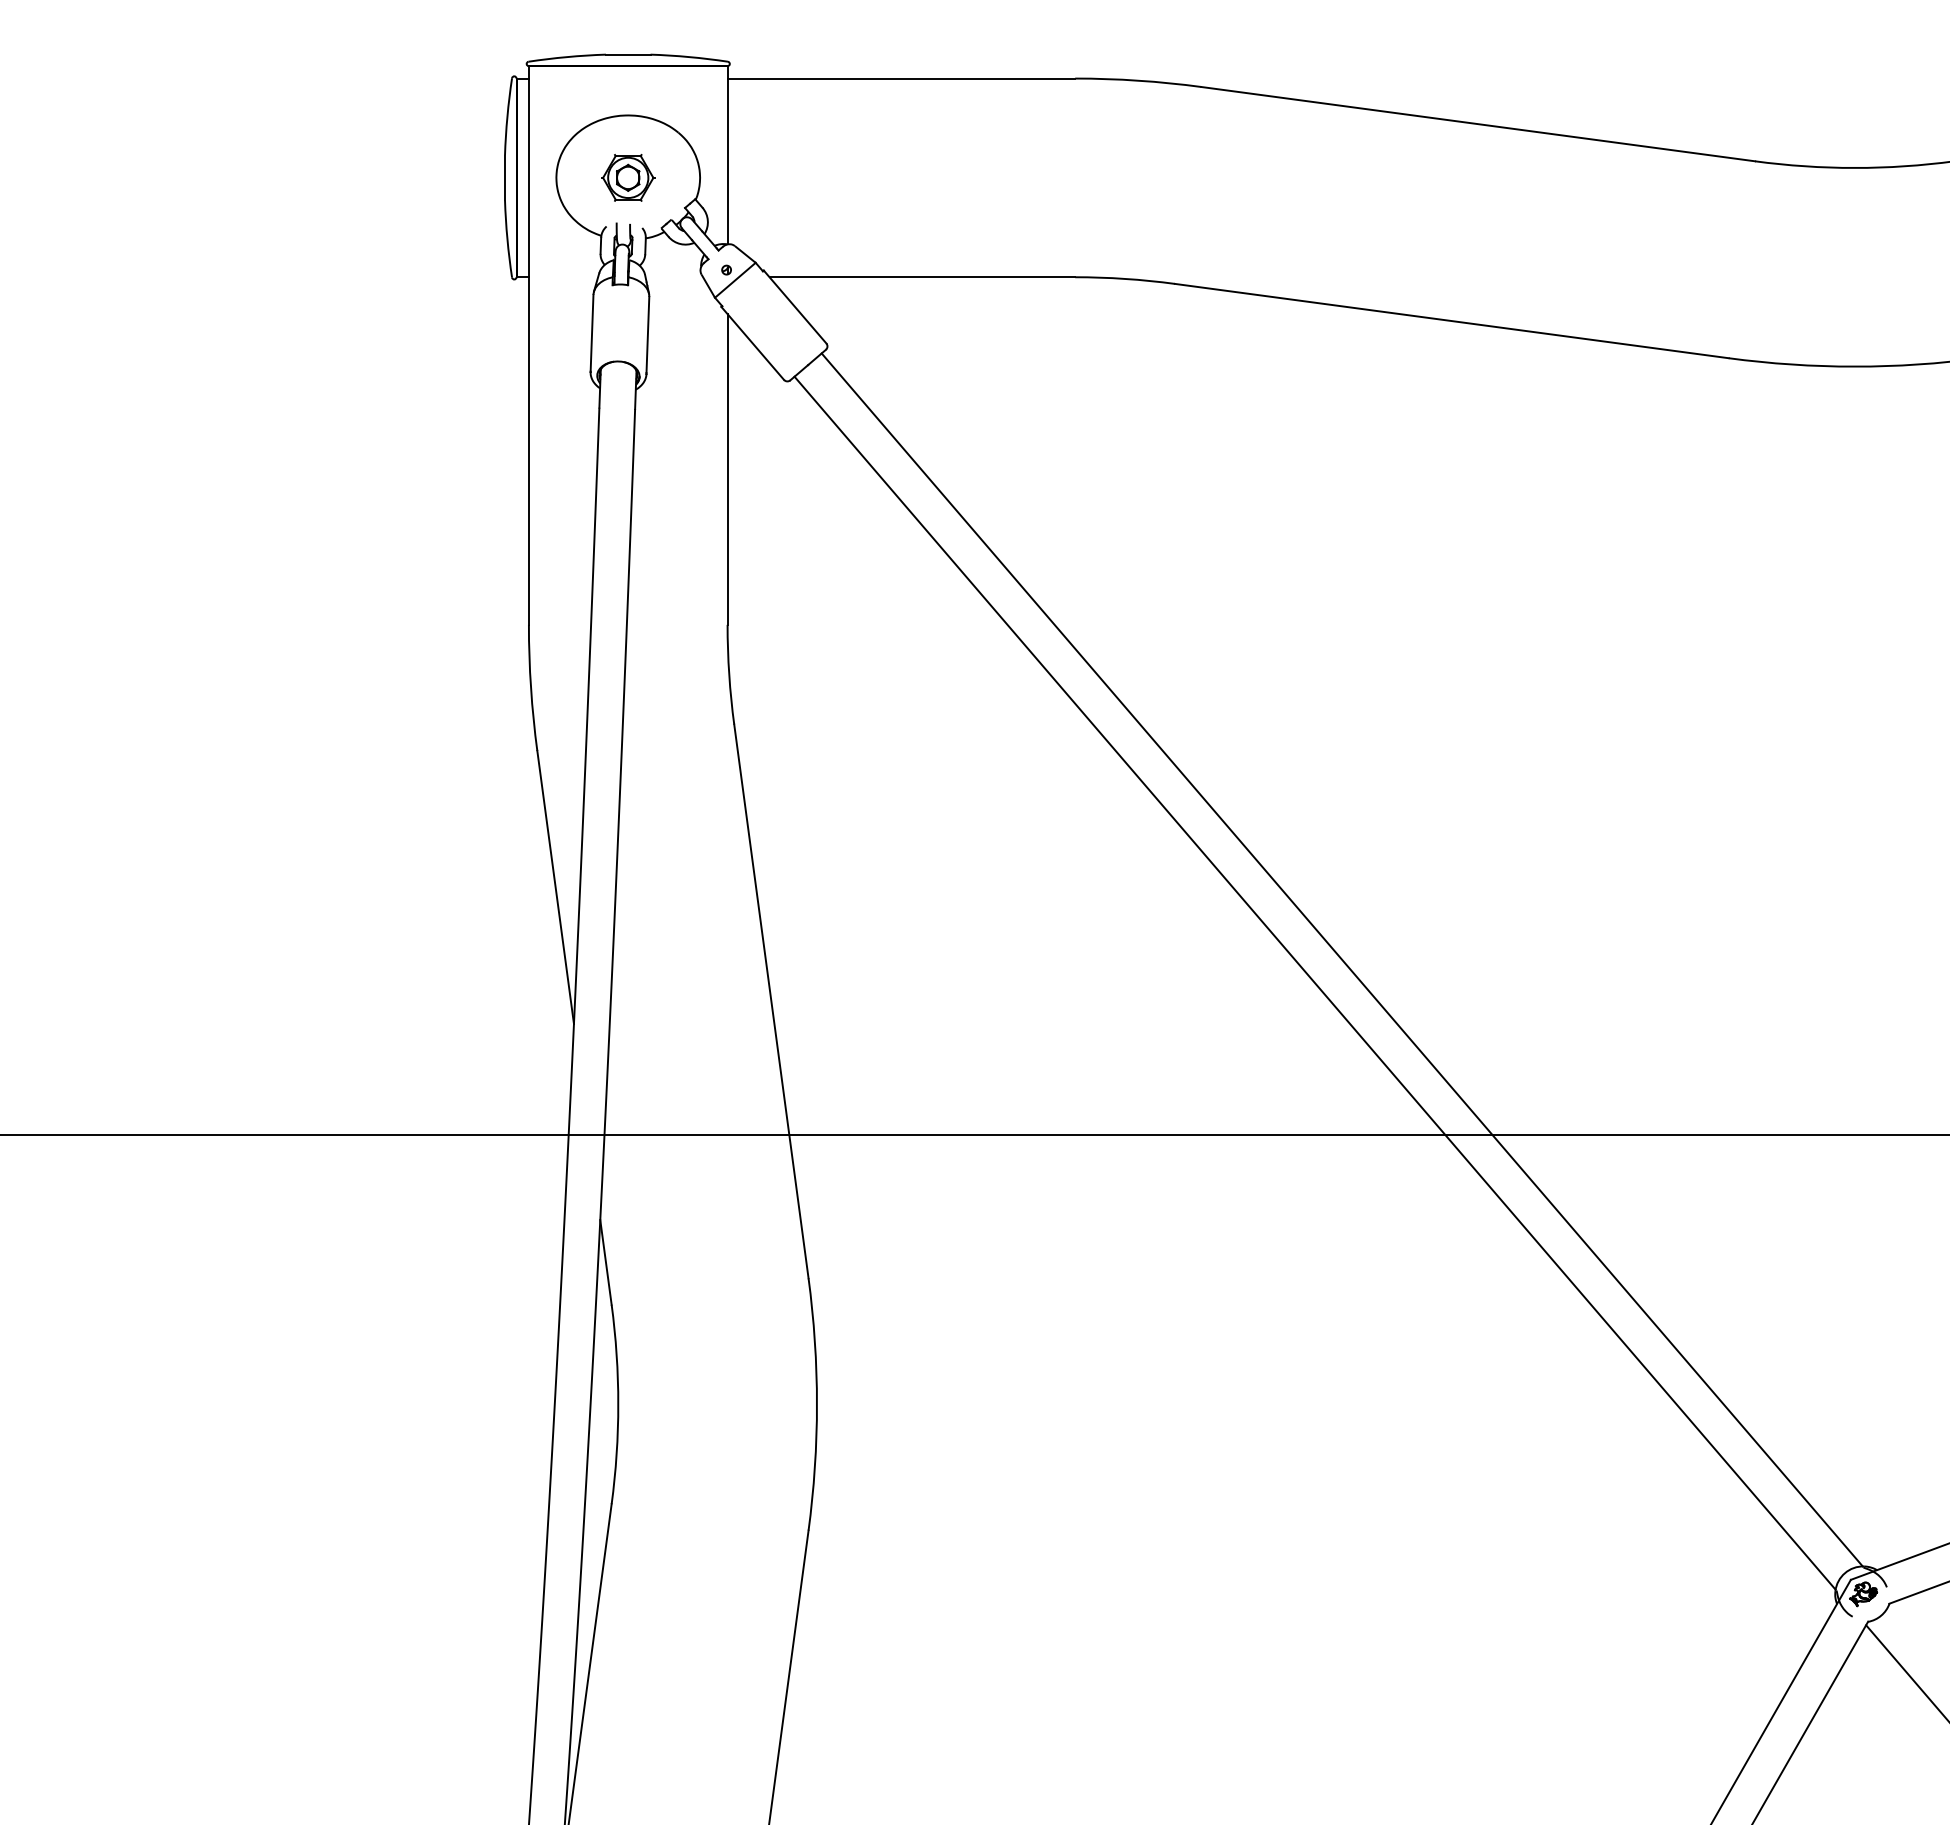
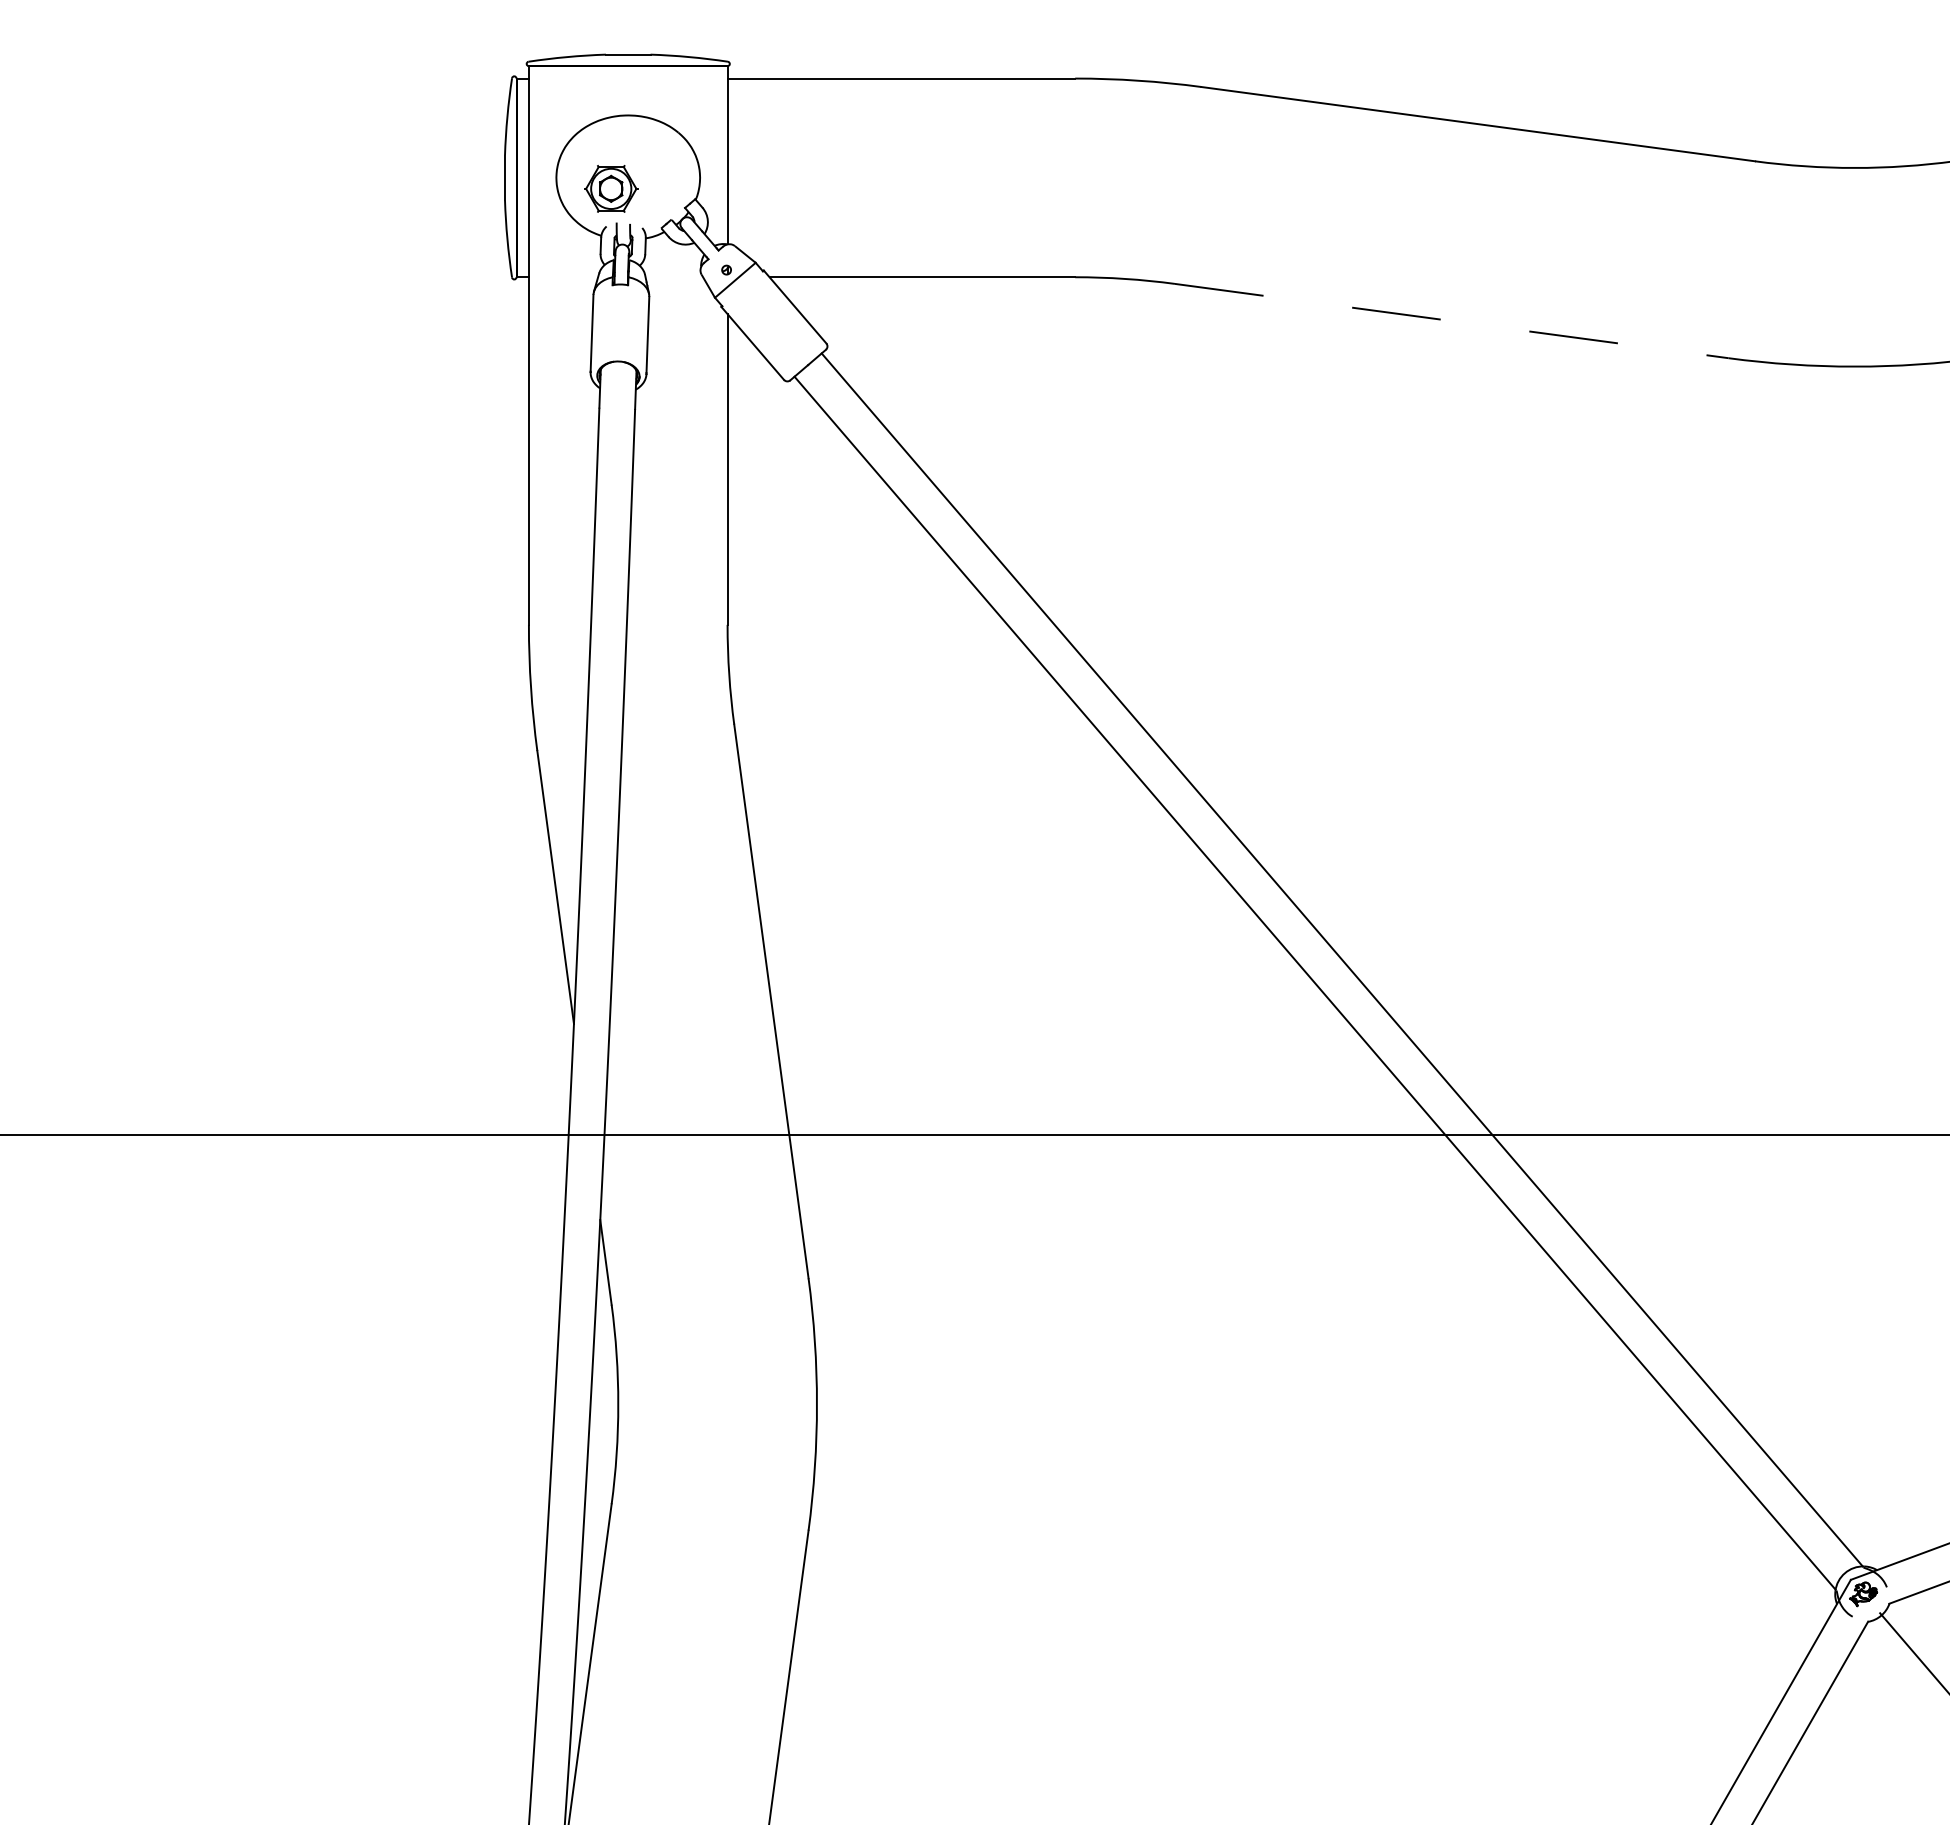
part position: (628, 177) -> (611, 188) (611, 188)
line: solid -> dashed (1452, 321)
line position: (1906, 1671) -> (1913, 1651) (1913, 1651)
